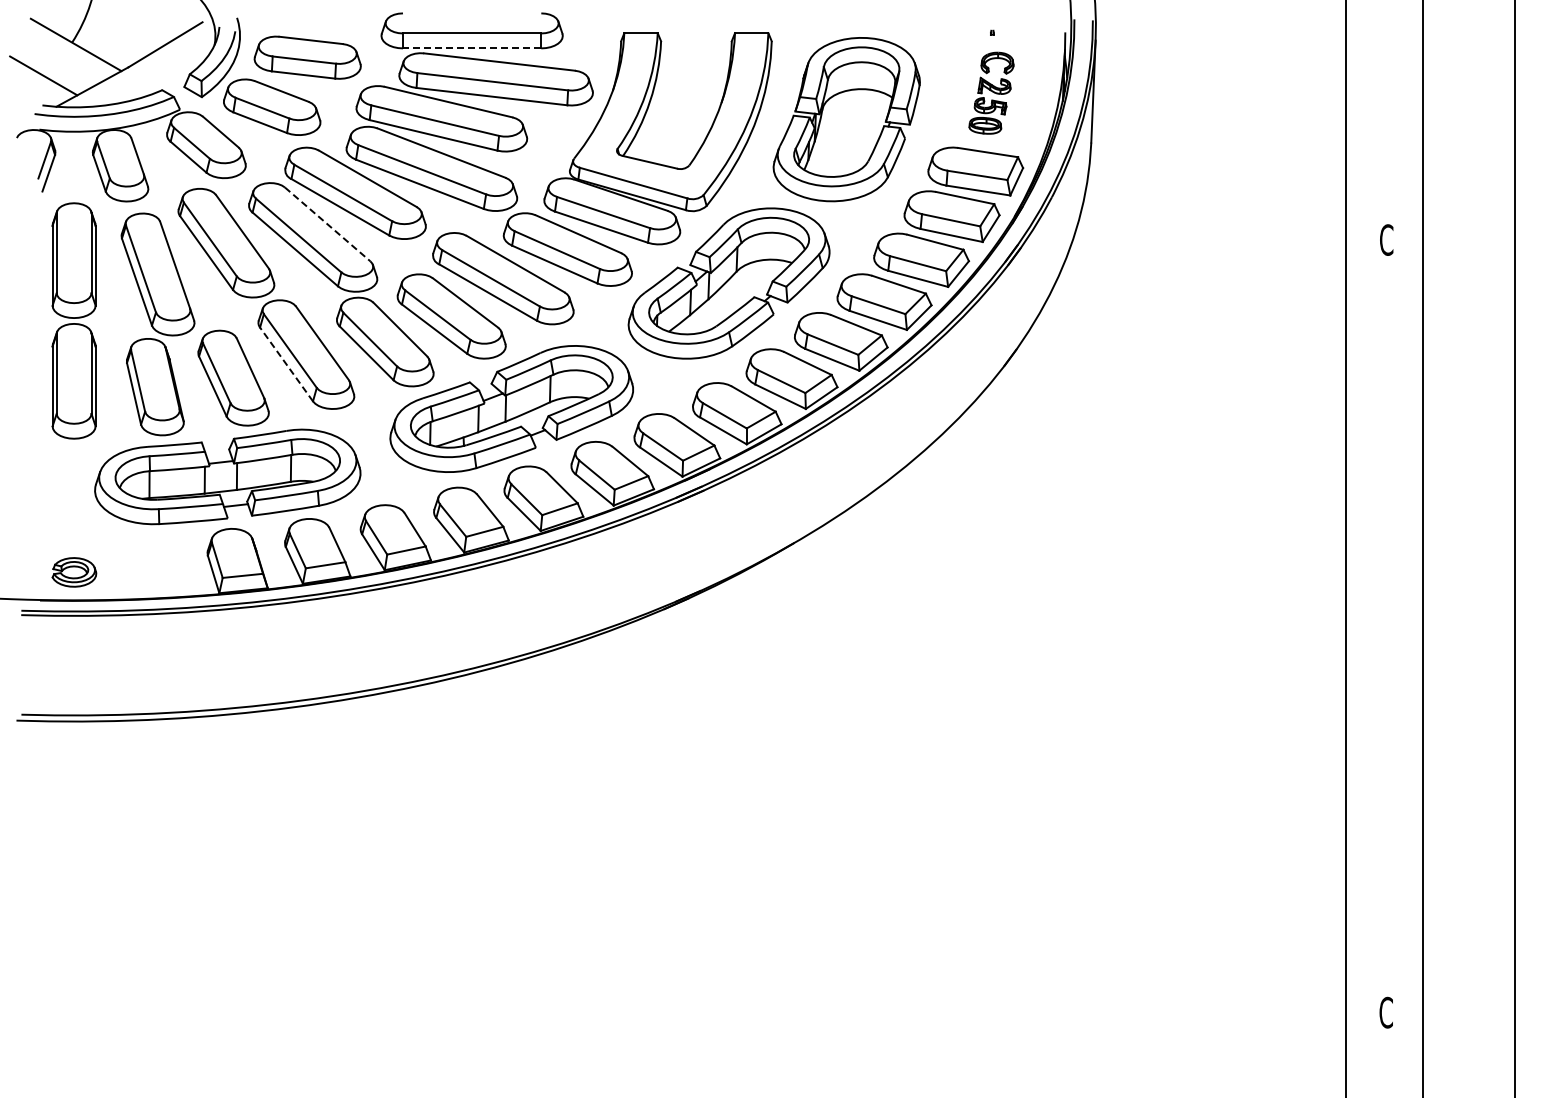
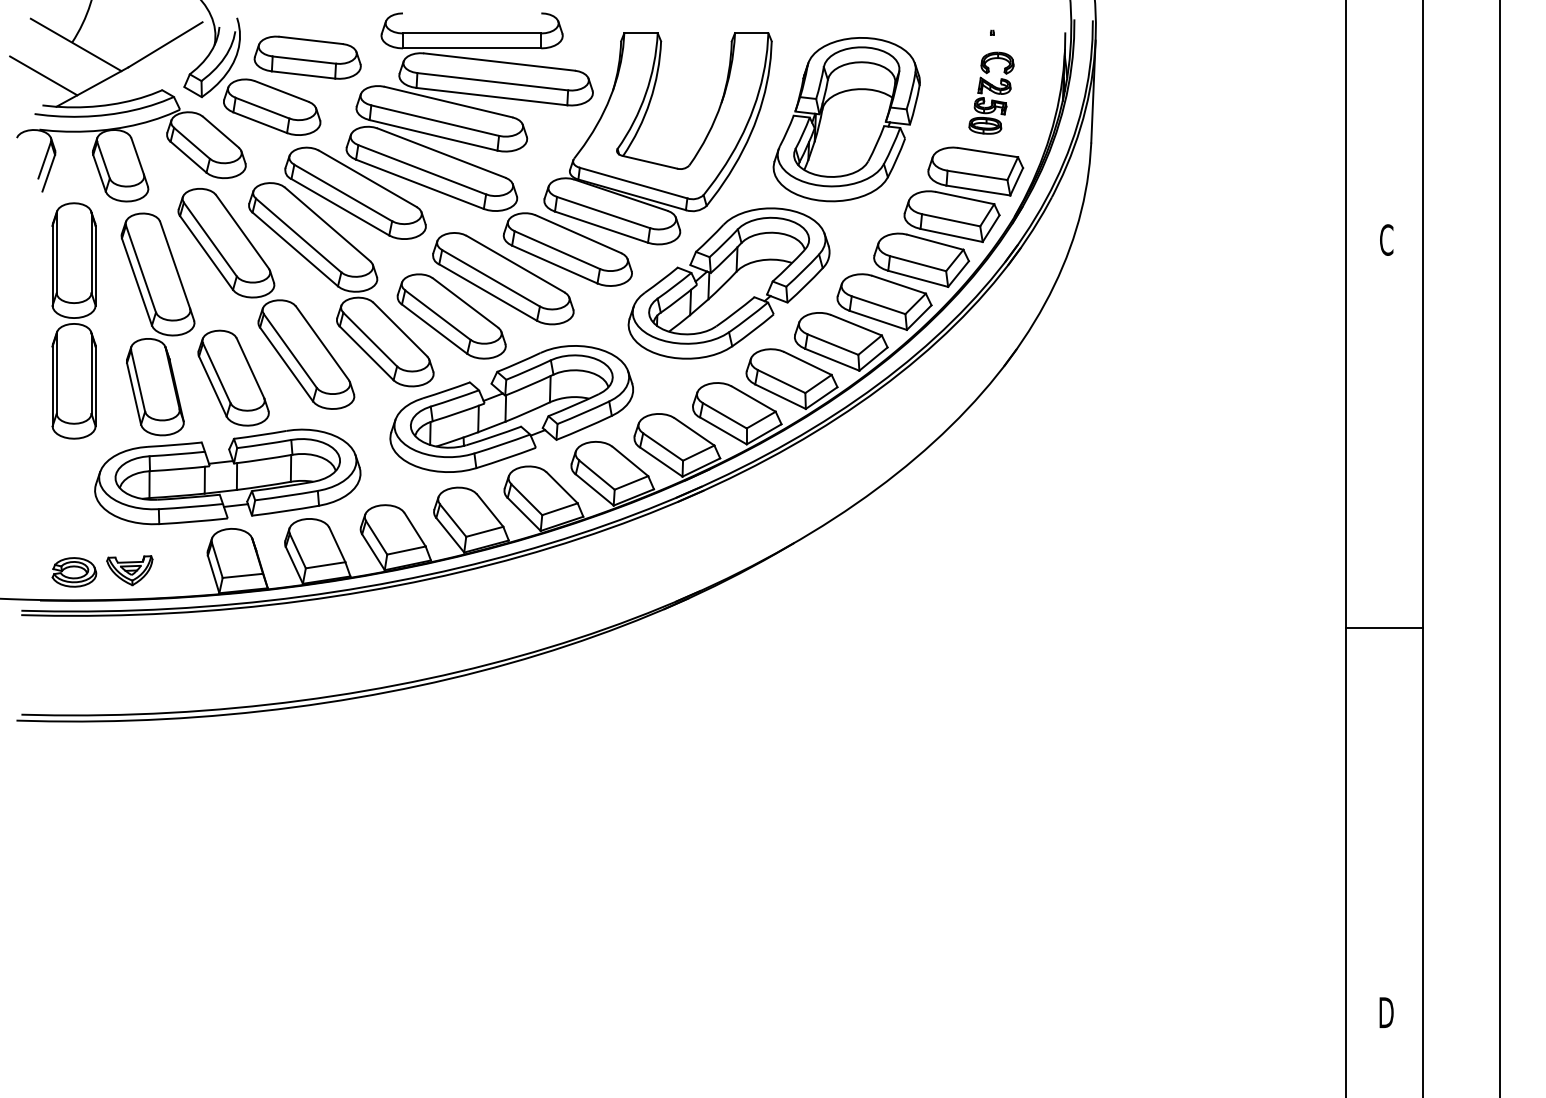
line: dashed -> solid (471, 48)
line: dashed -> solid (328, 224)
line: dashed -> solid (286, 364)
line position: (1514, 548) -> (1499, 548) (1499, 548)
part: none -> present (129, 570)
line: none -> present (1383, 627)
text: C -> D (1386, 1012)
